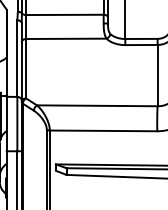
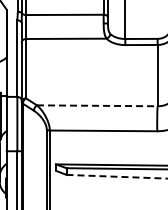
line: solid -> dashed (97, 105)
line: solid -> dashed (116, 176)
